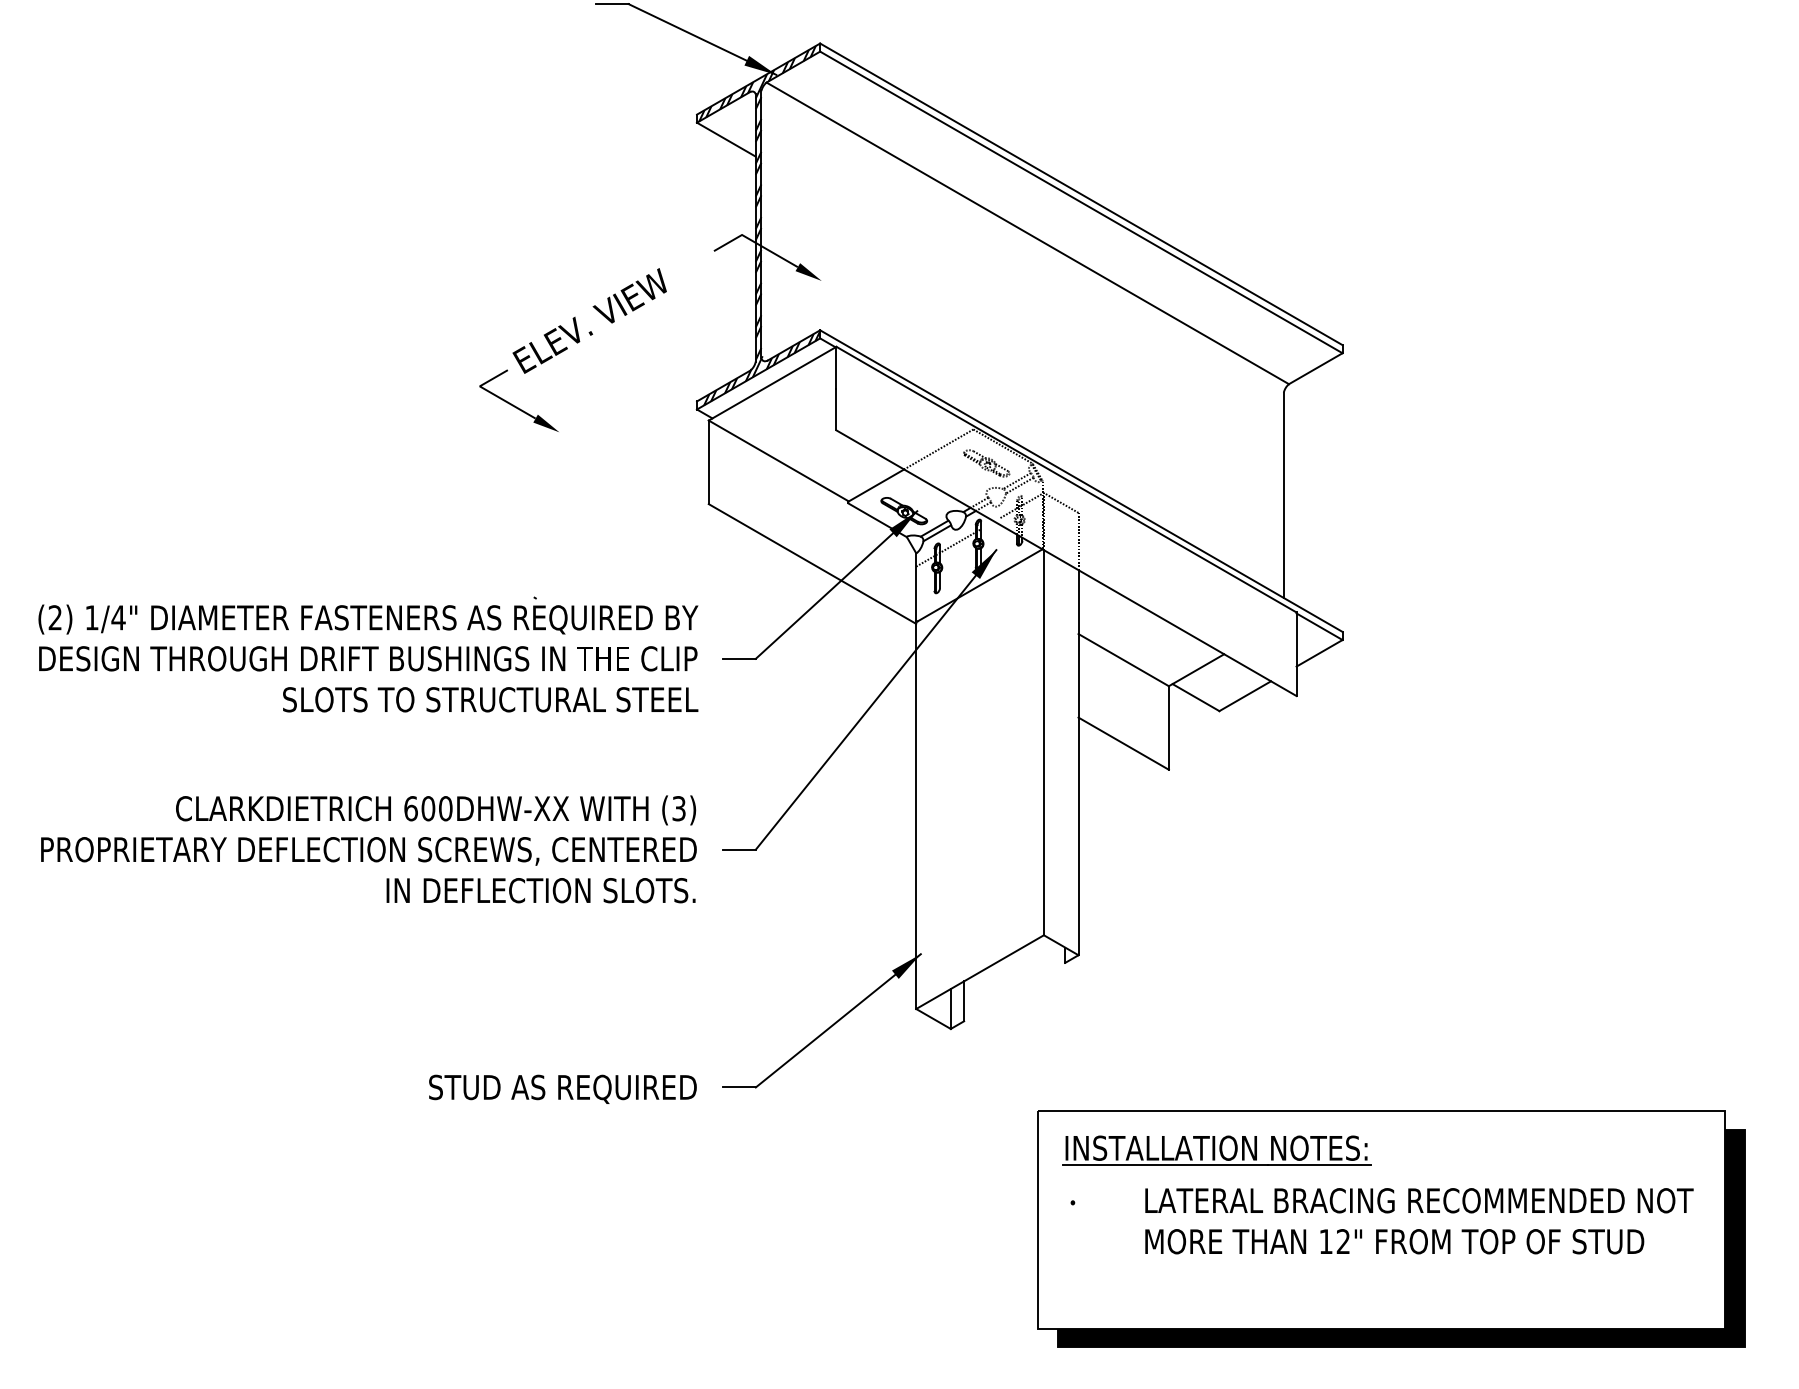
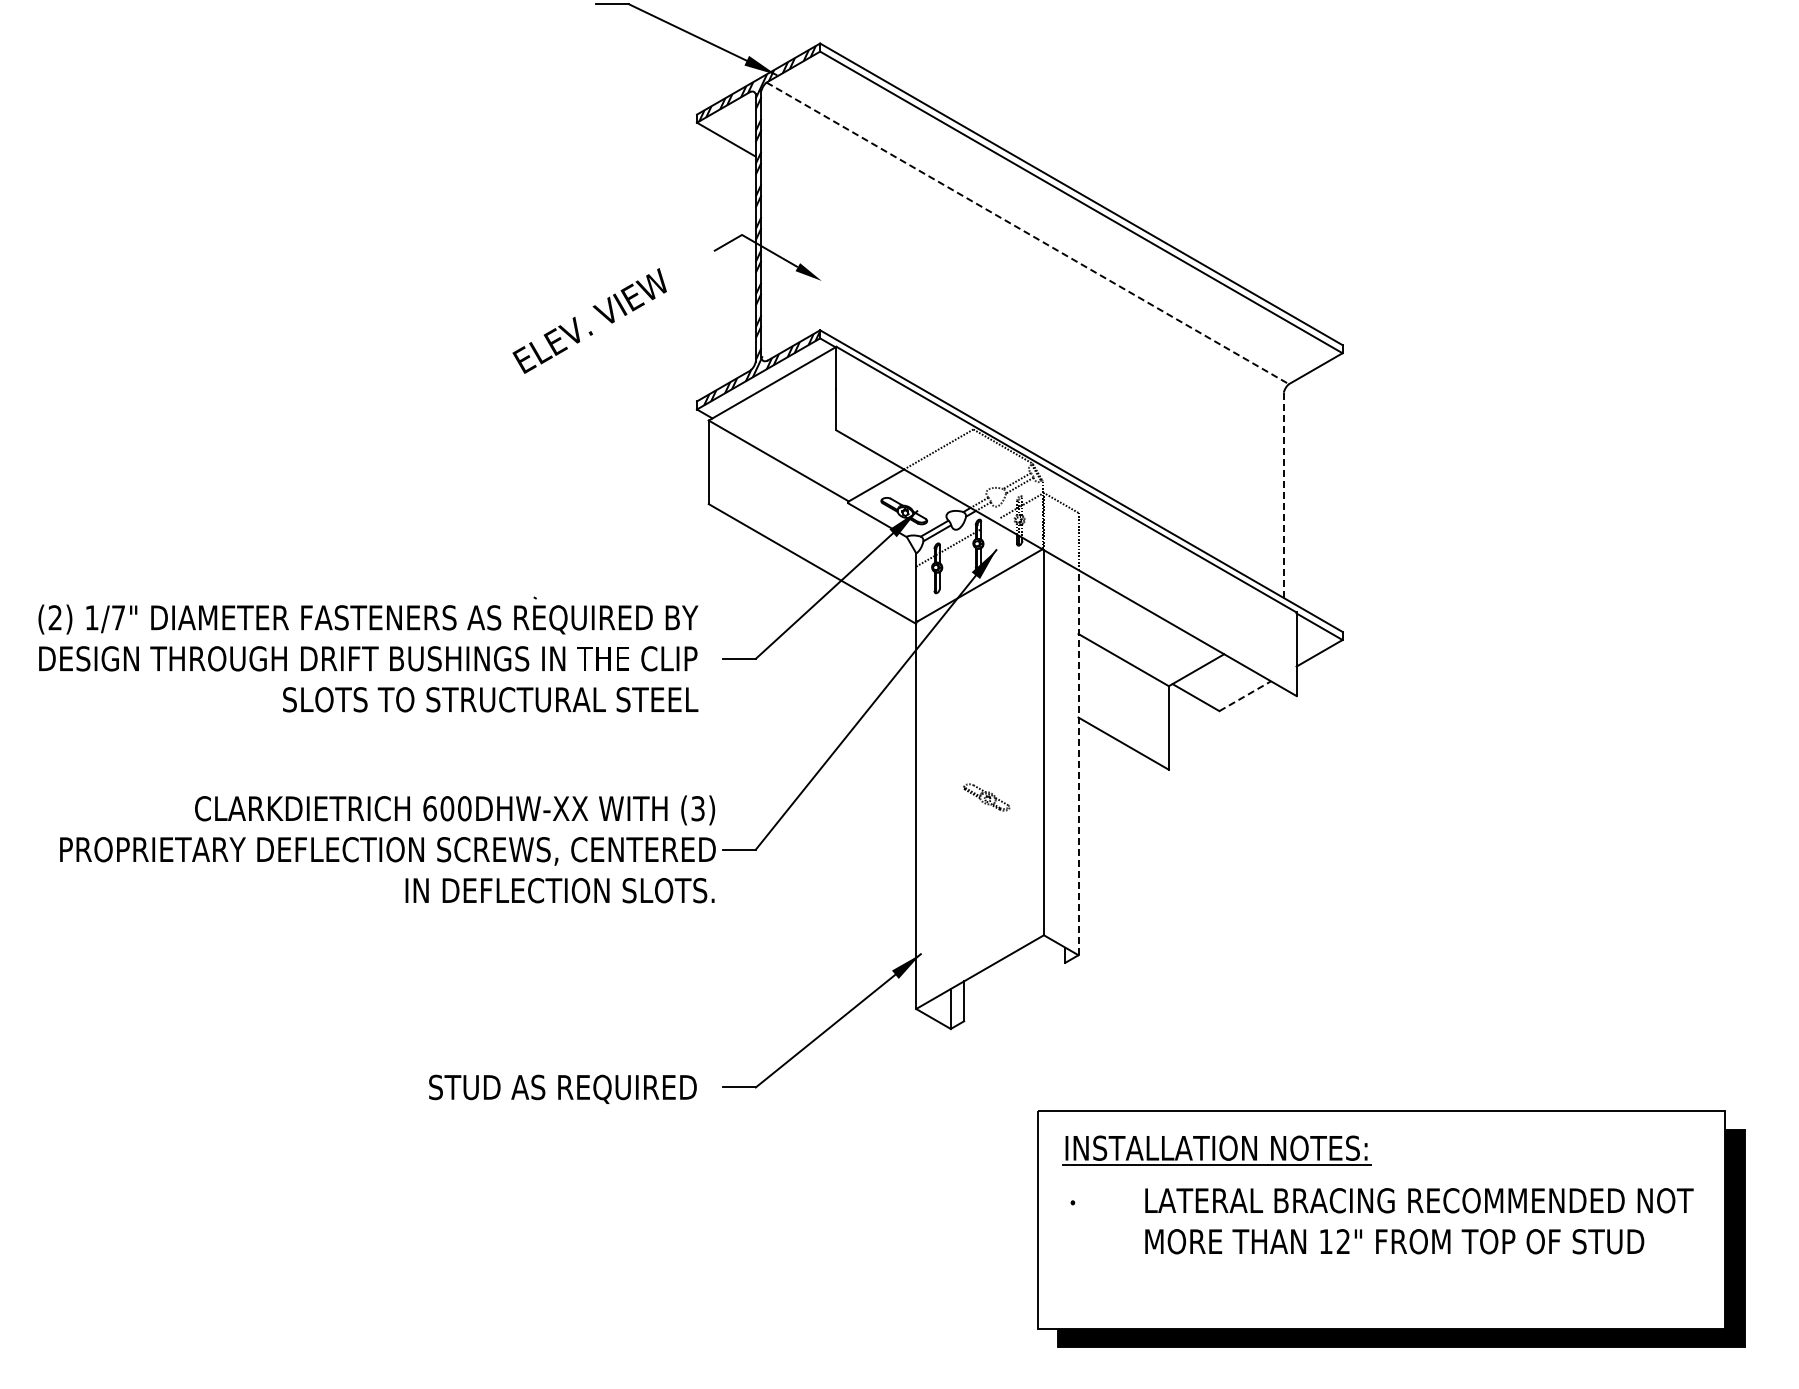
line: solid -> dashed (1027, 233)
part: present -> none (518, 400)
part position: (986, 463) -> (986, 797) (986, 797)
line: solid -> dashed (1283, 495)
text: 1/4" -> 1/7" (118, 617)
line: solid -> dashed (1245, 696)
line: solid -> dashed (1078, 762)
text position: (368, 849) -> (387, 849) (387, 849)
